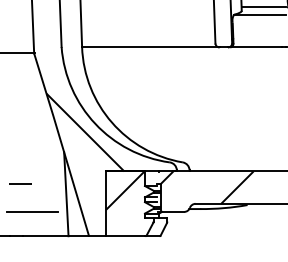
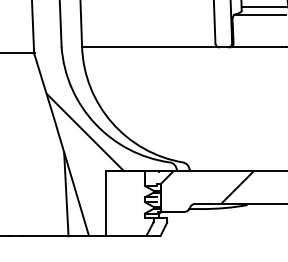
line: present -> none (20, 183)
hatch: present -> none (125, 190)
line: present -> none (32, 211)
